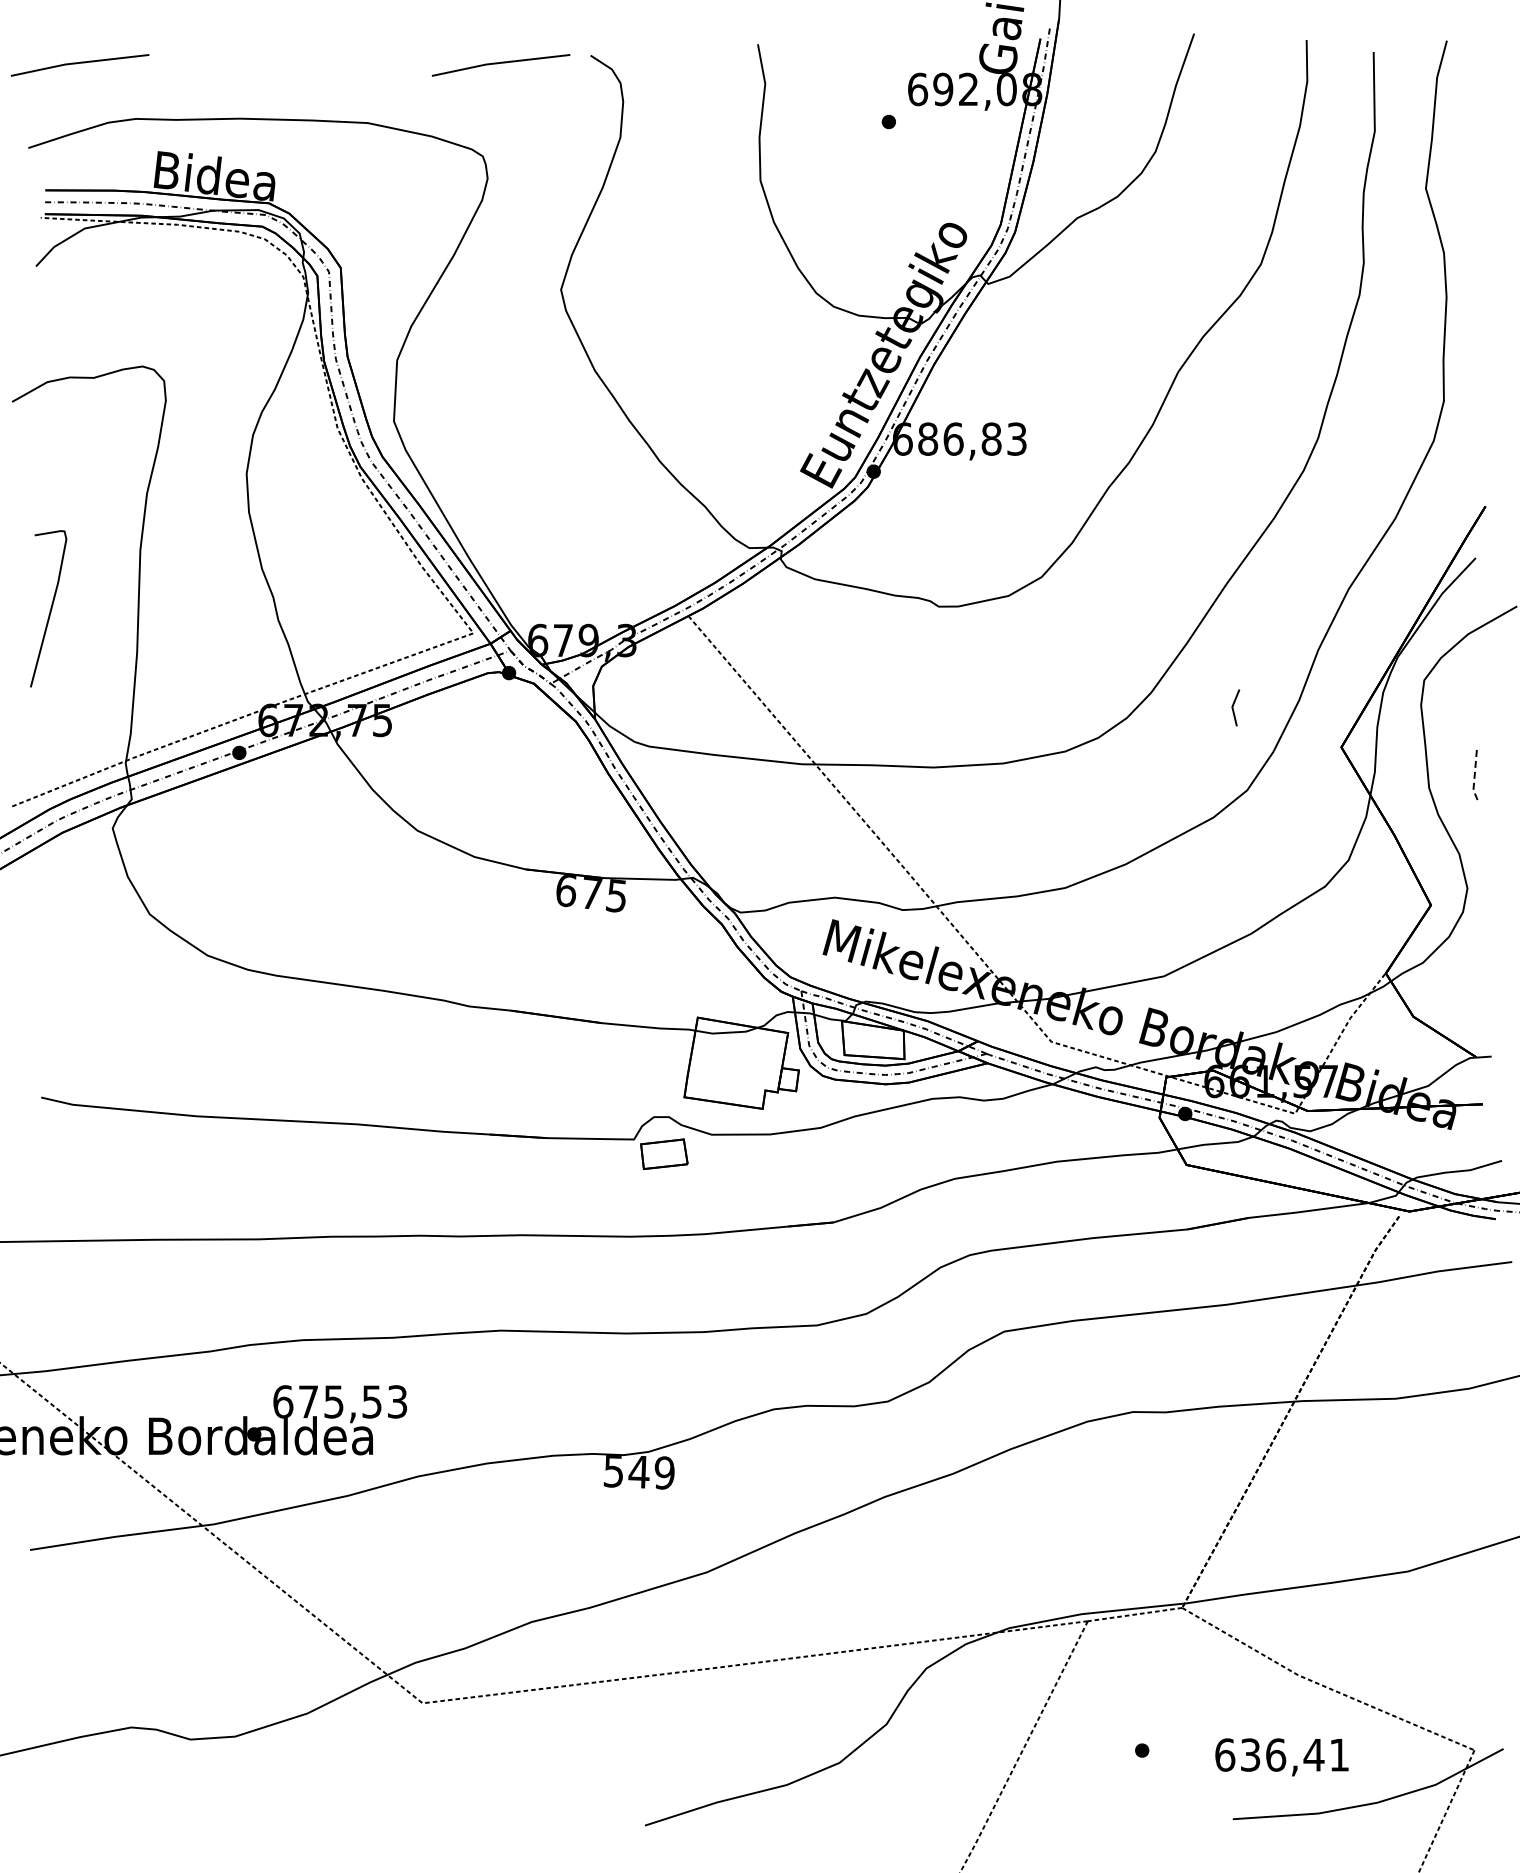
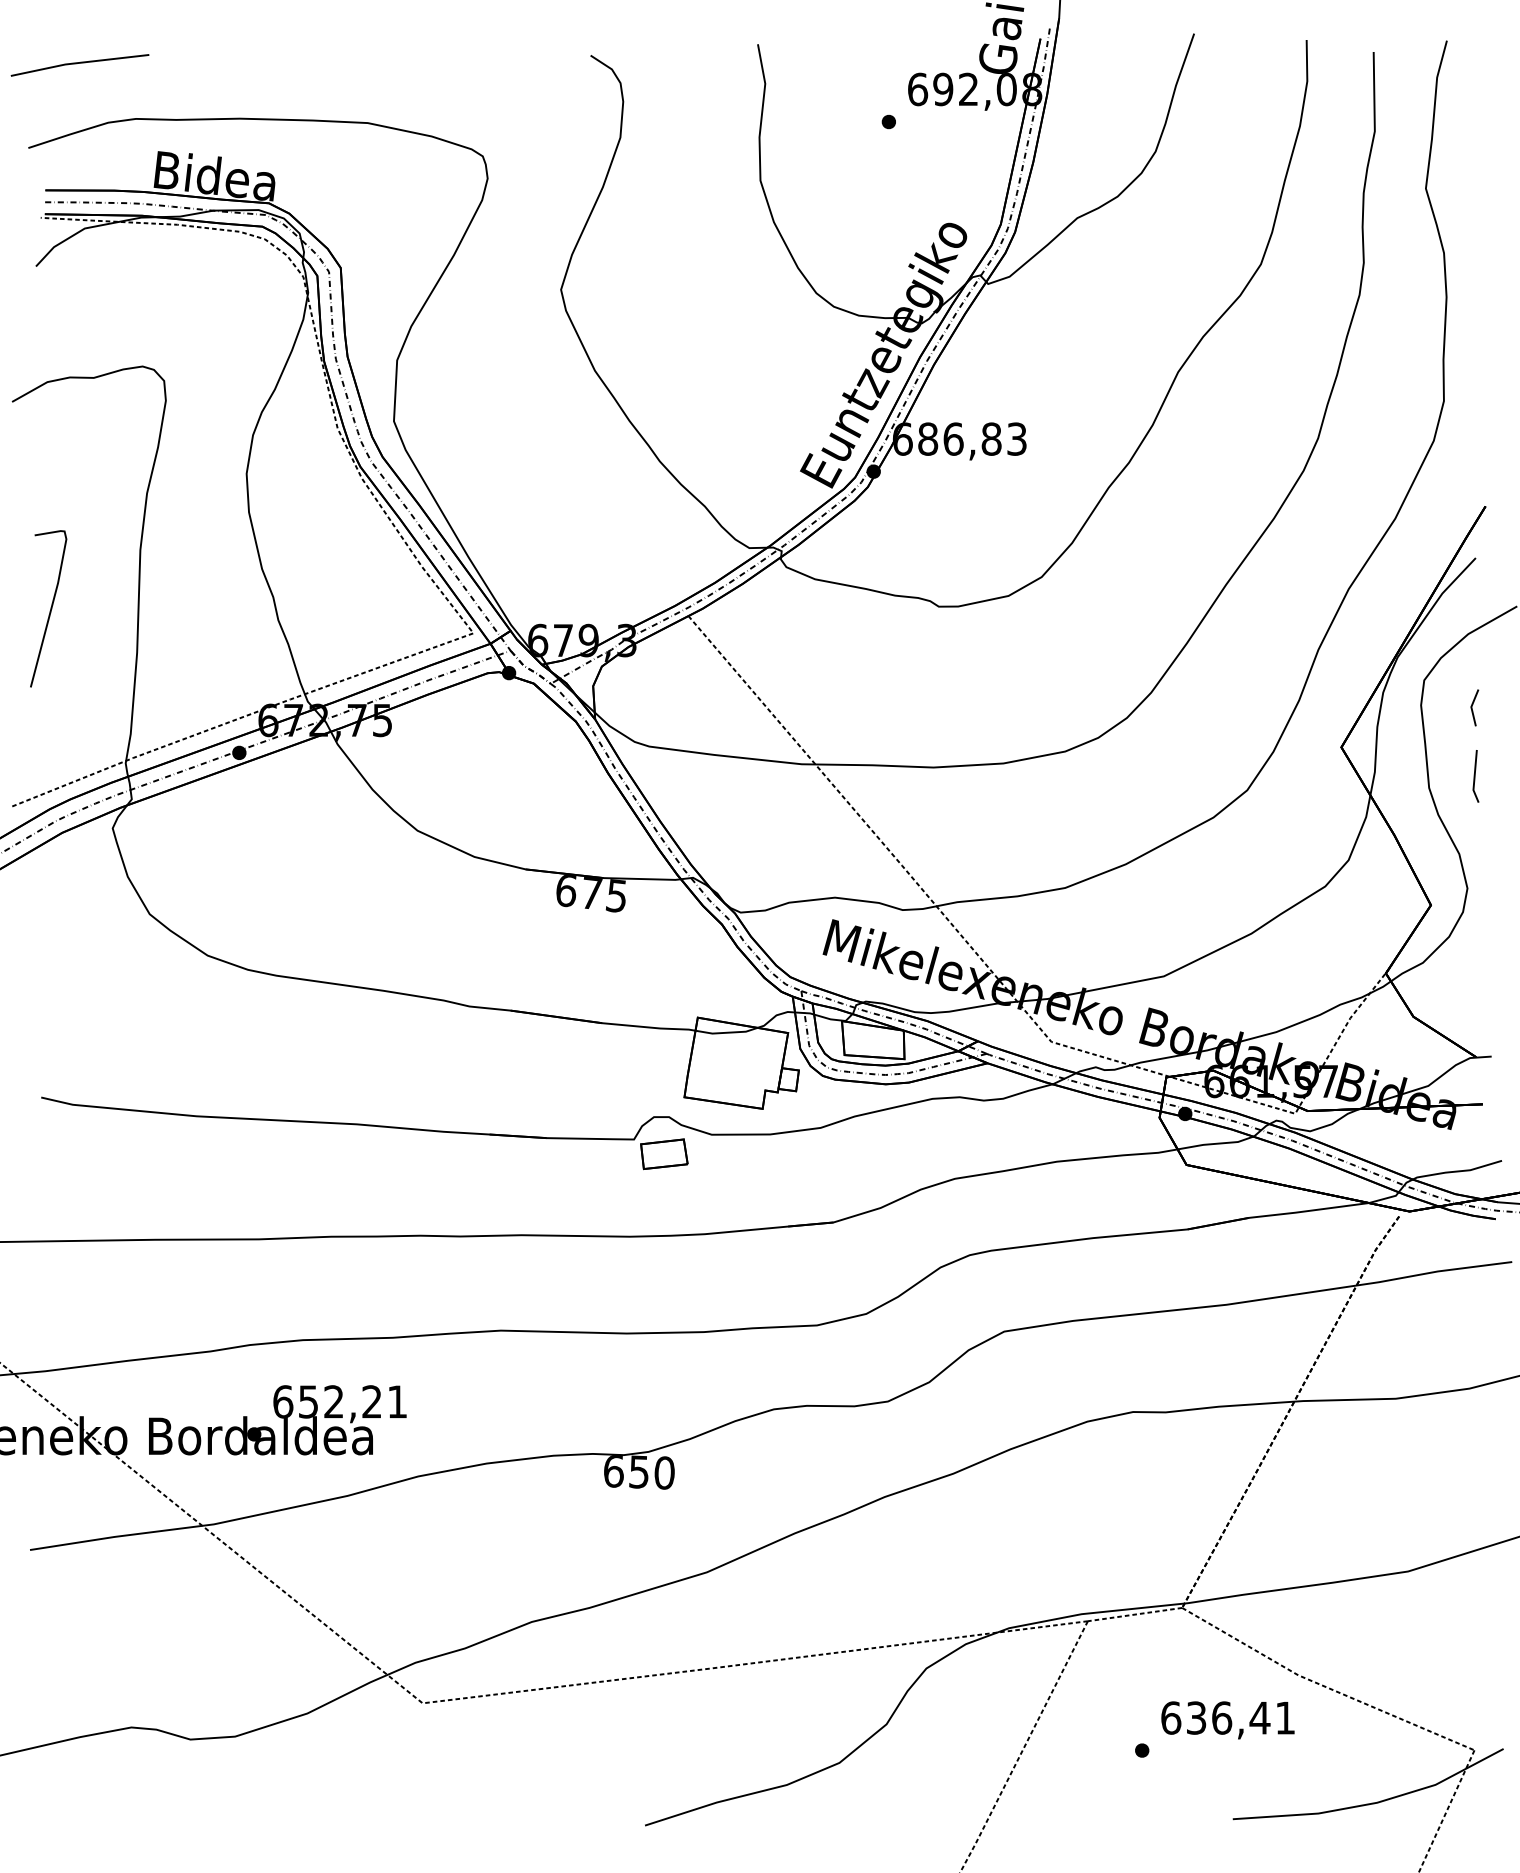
line: present -> none (500, 63)
line position: (1233, 707) -> (1472, 707) (1472, 707)
line: dashed -> solid (1474, 777)
text: 675,53 -> 652,21 (353, 1401)
text: 549 -> 650 (638, 1472)
text position: (1281, 1757) -> (1227, 1720) (1227, 1720)
